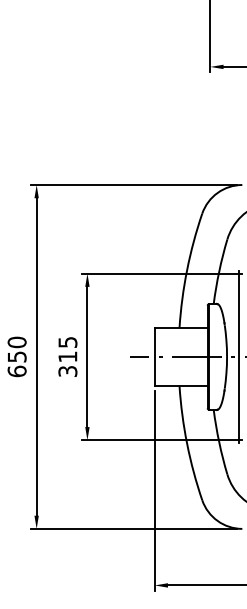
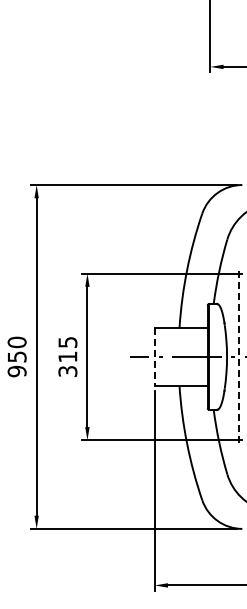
line: solid -> dashed (154, 357)
line: solid -> dashed (239, 357)
text: 650 -> 950 (16, 371)
